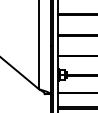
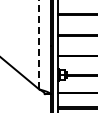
line: solid -> dashed (39, 44)
